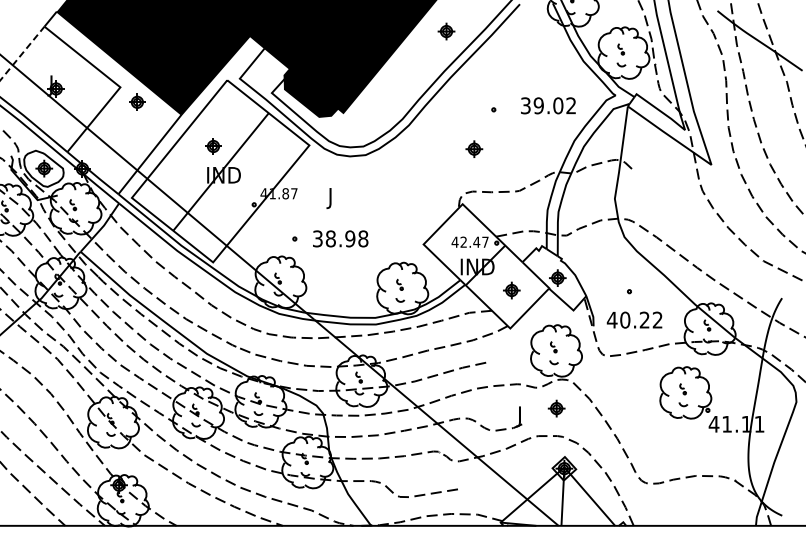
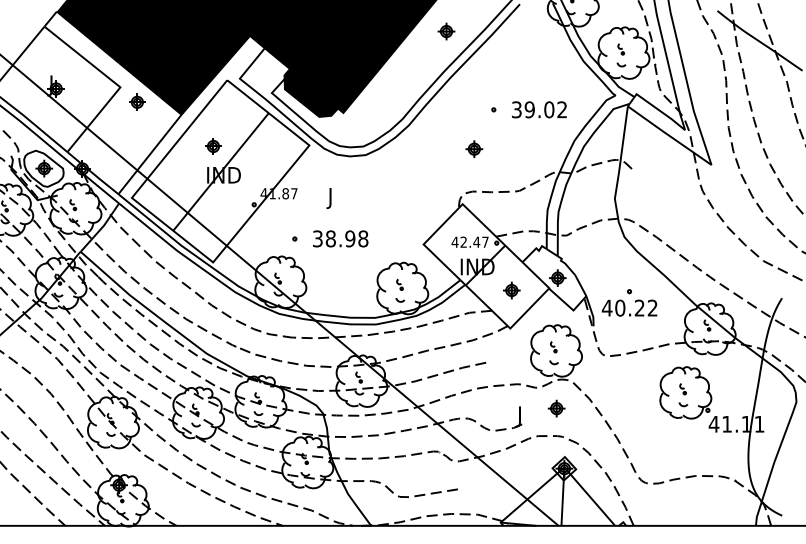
line: dashed -> solid (22, 53)
text position: (548, 105) -> (539, 109) (539, 109)
text position: (634, 319) -> (629, 307) (629, 307)
